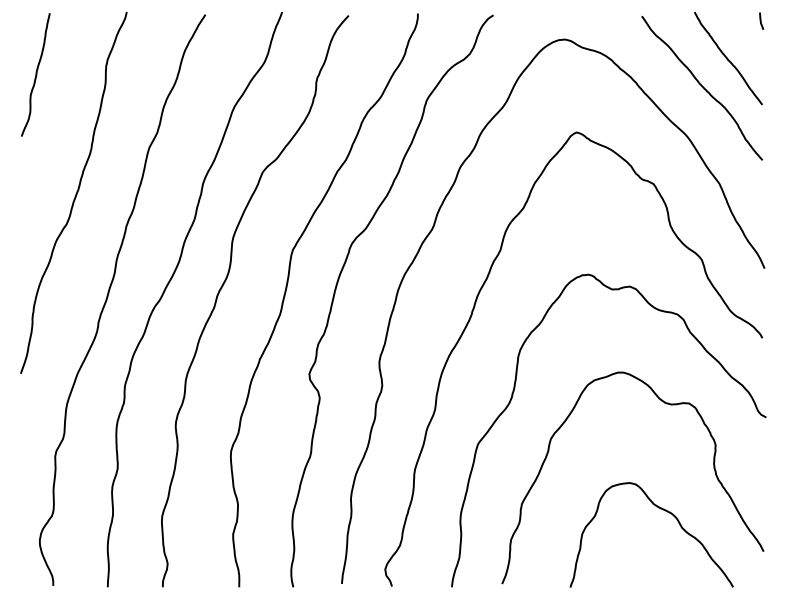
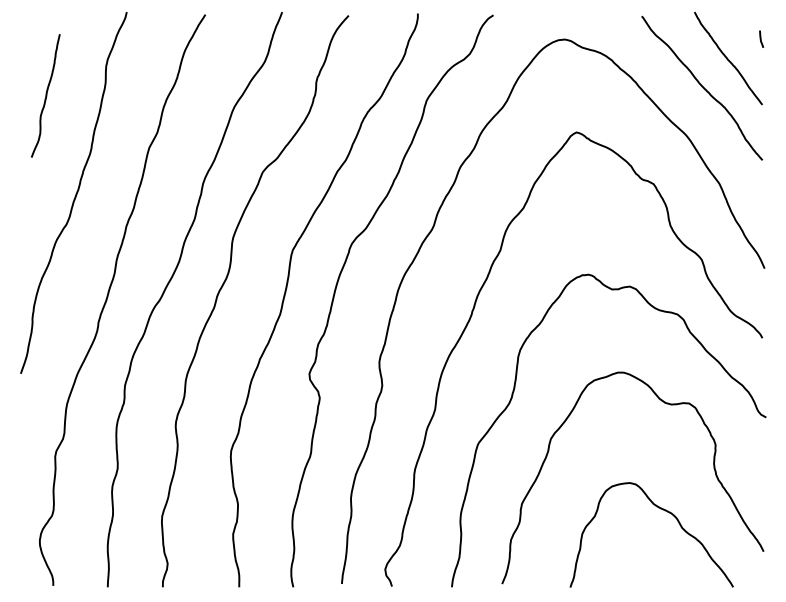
curve position: (761, 20) -> (761, 38) (761, 38)
curve position: (35, 74) -> (45, 95) (45, 95)
